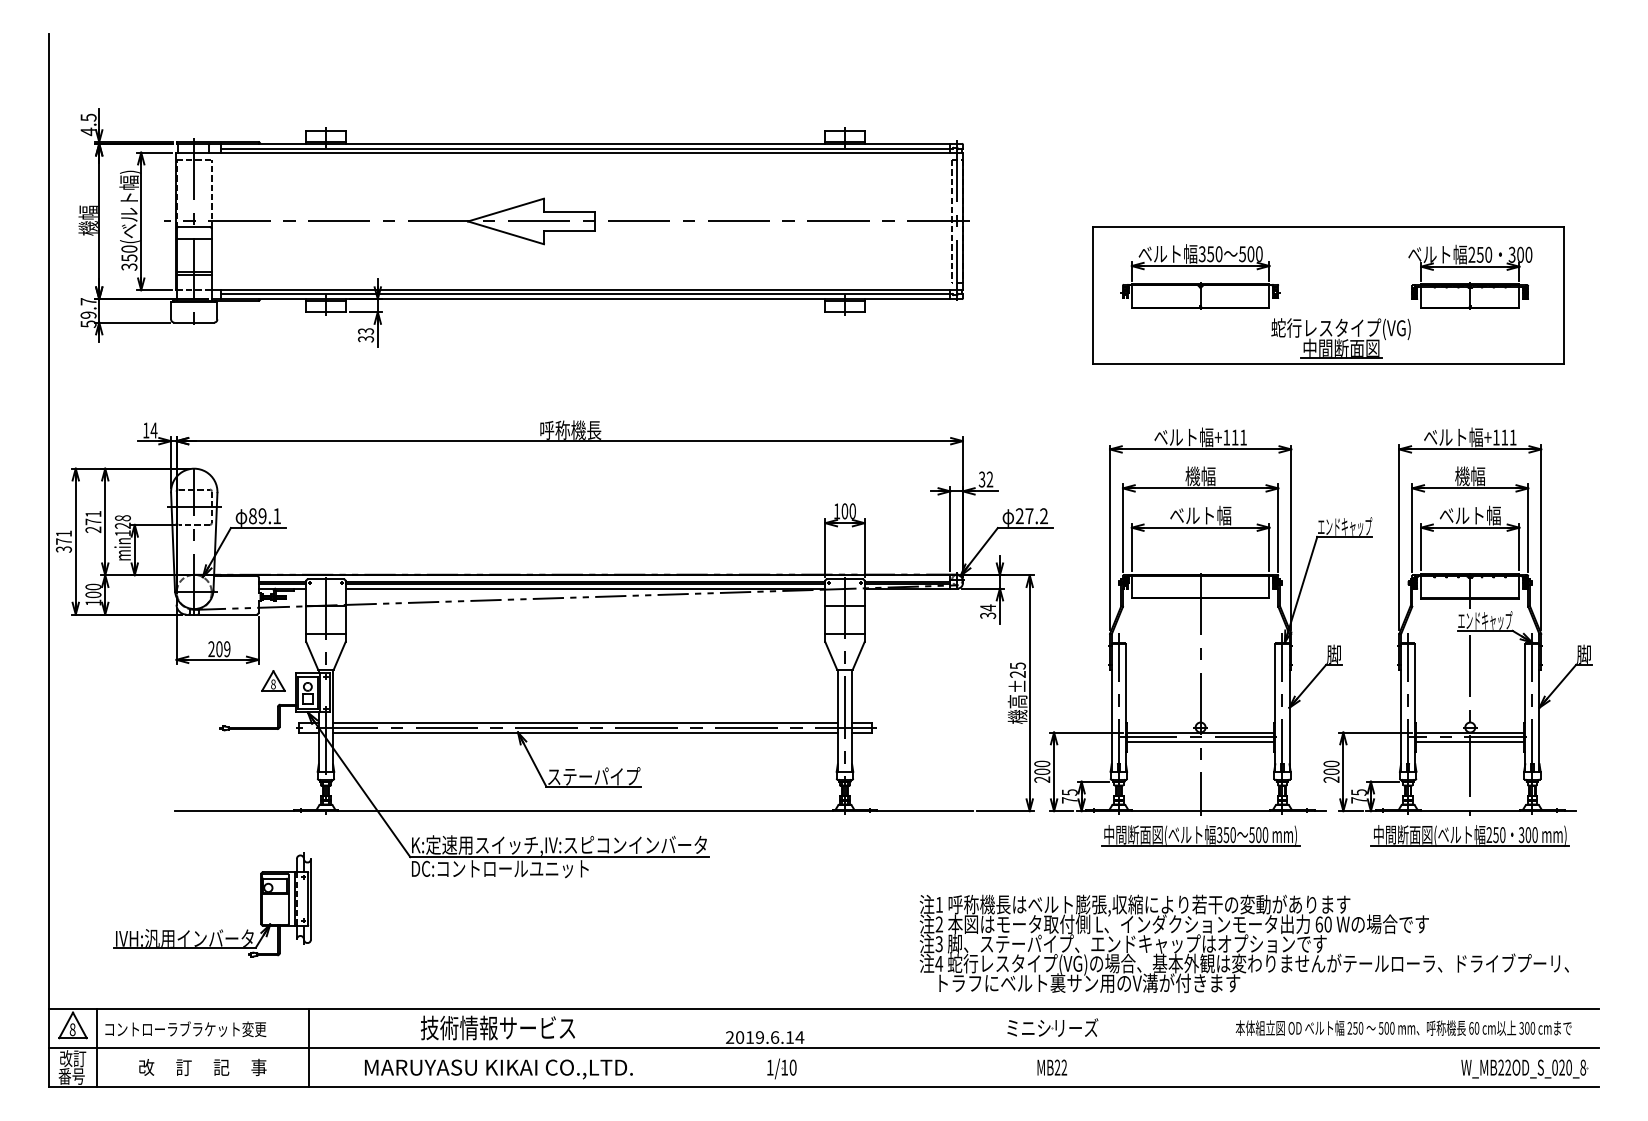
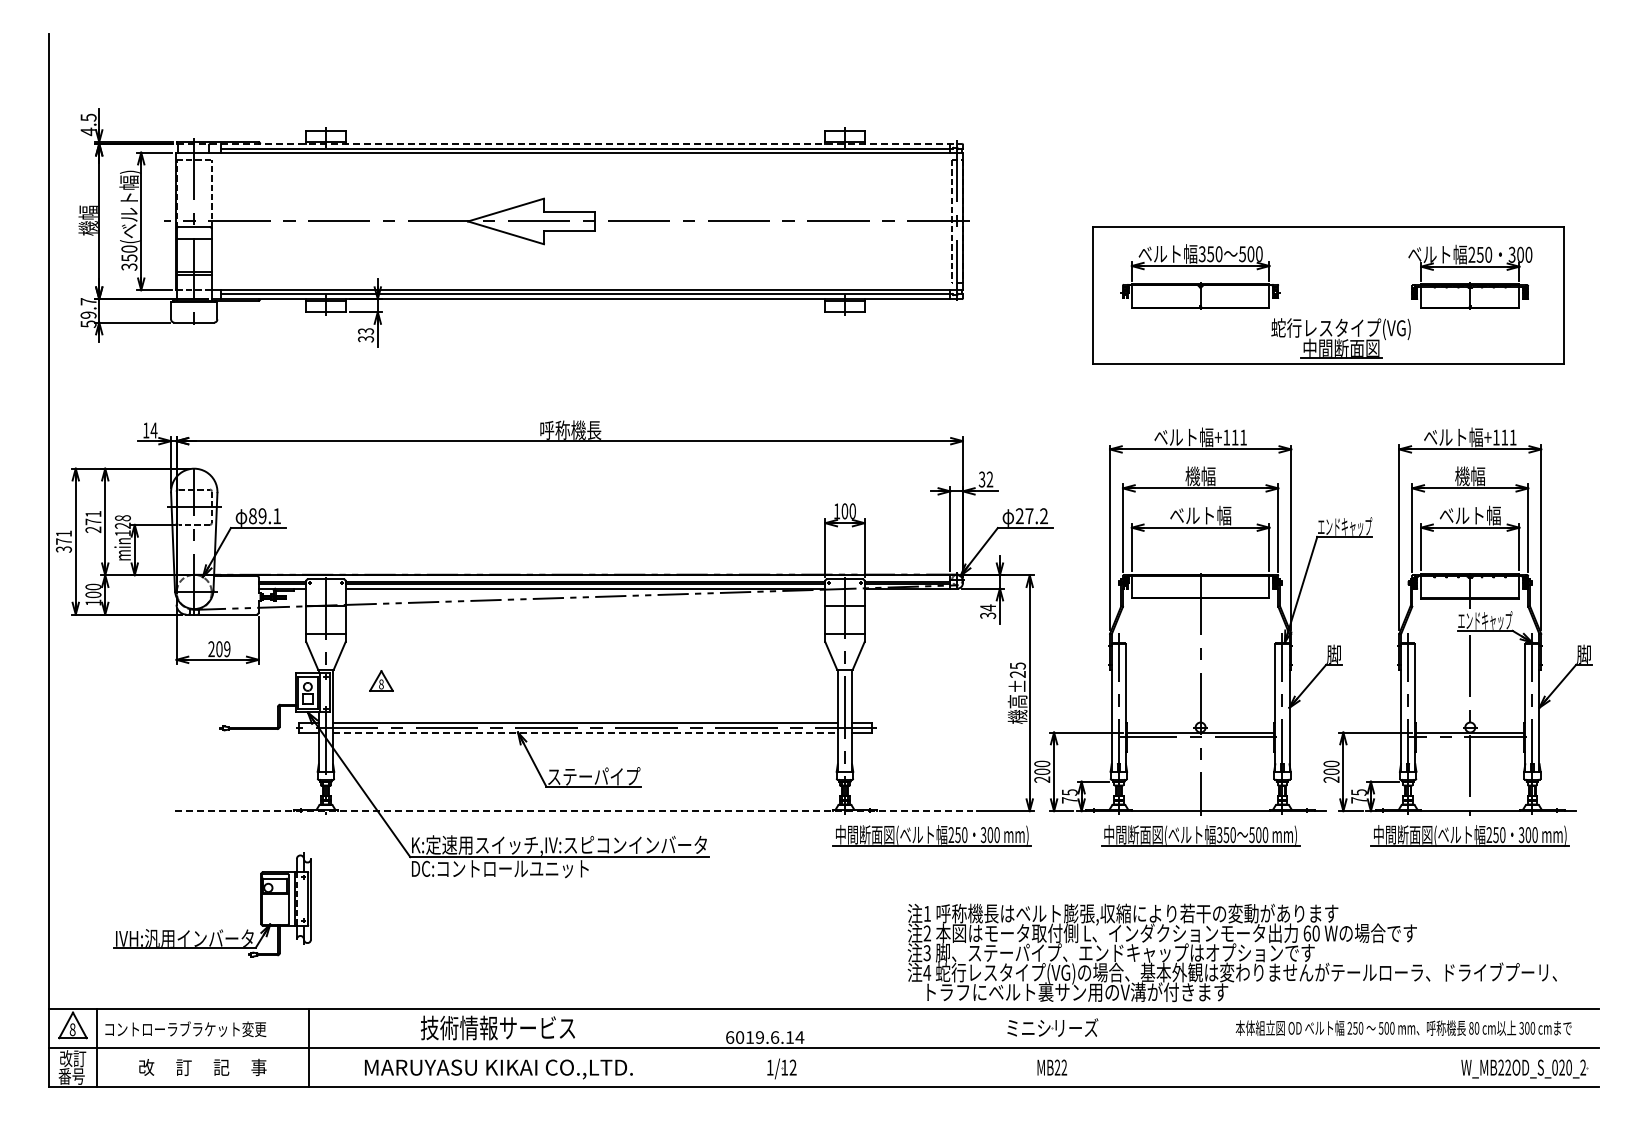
line: solid -> dashed (569, 143)
part position: (273, 680) -> (381, 680) (381, 680)
line: solid -> dashed (585, 732)
line: present -> none (1200, 742)
line: present -> none (1470, 742)
line: solid -> dashed (574, 811)
part: none -> present (931, 835)
text position: (1243, 943) -> (1231, 952) (1231, 952)
text: 60 -> 80 (1471, 1028)
text: 2019.6.14 -> 6019.6.14 (730, 1037)
text: 1/10 -> 1/12 (792, 1067)
text: W_MB22OD_S_020_8 -> W_MB22OD_S_020_2 (1583, 1067)
